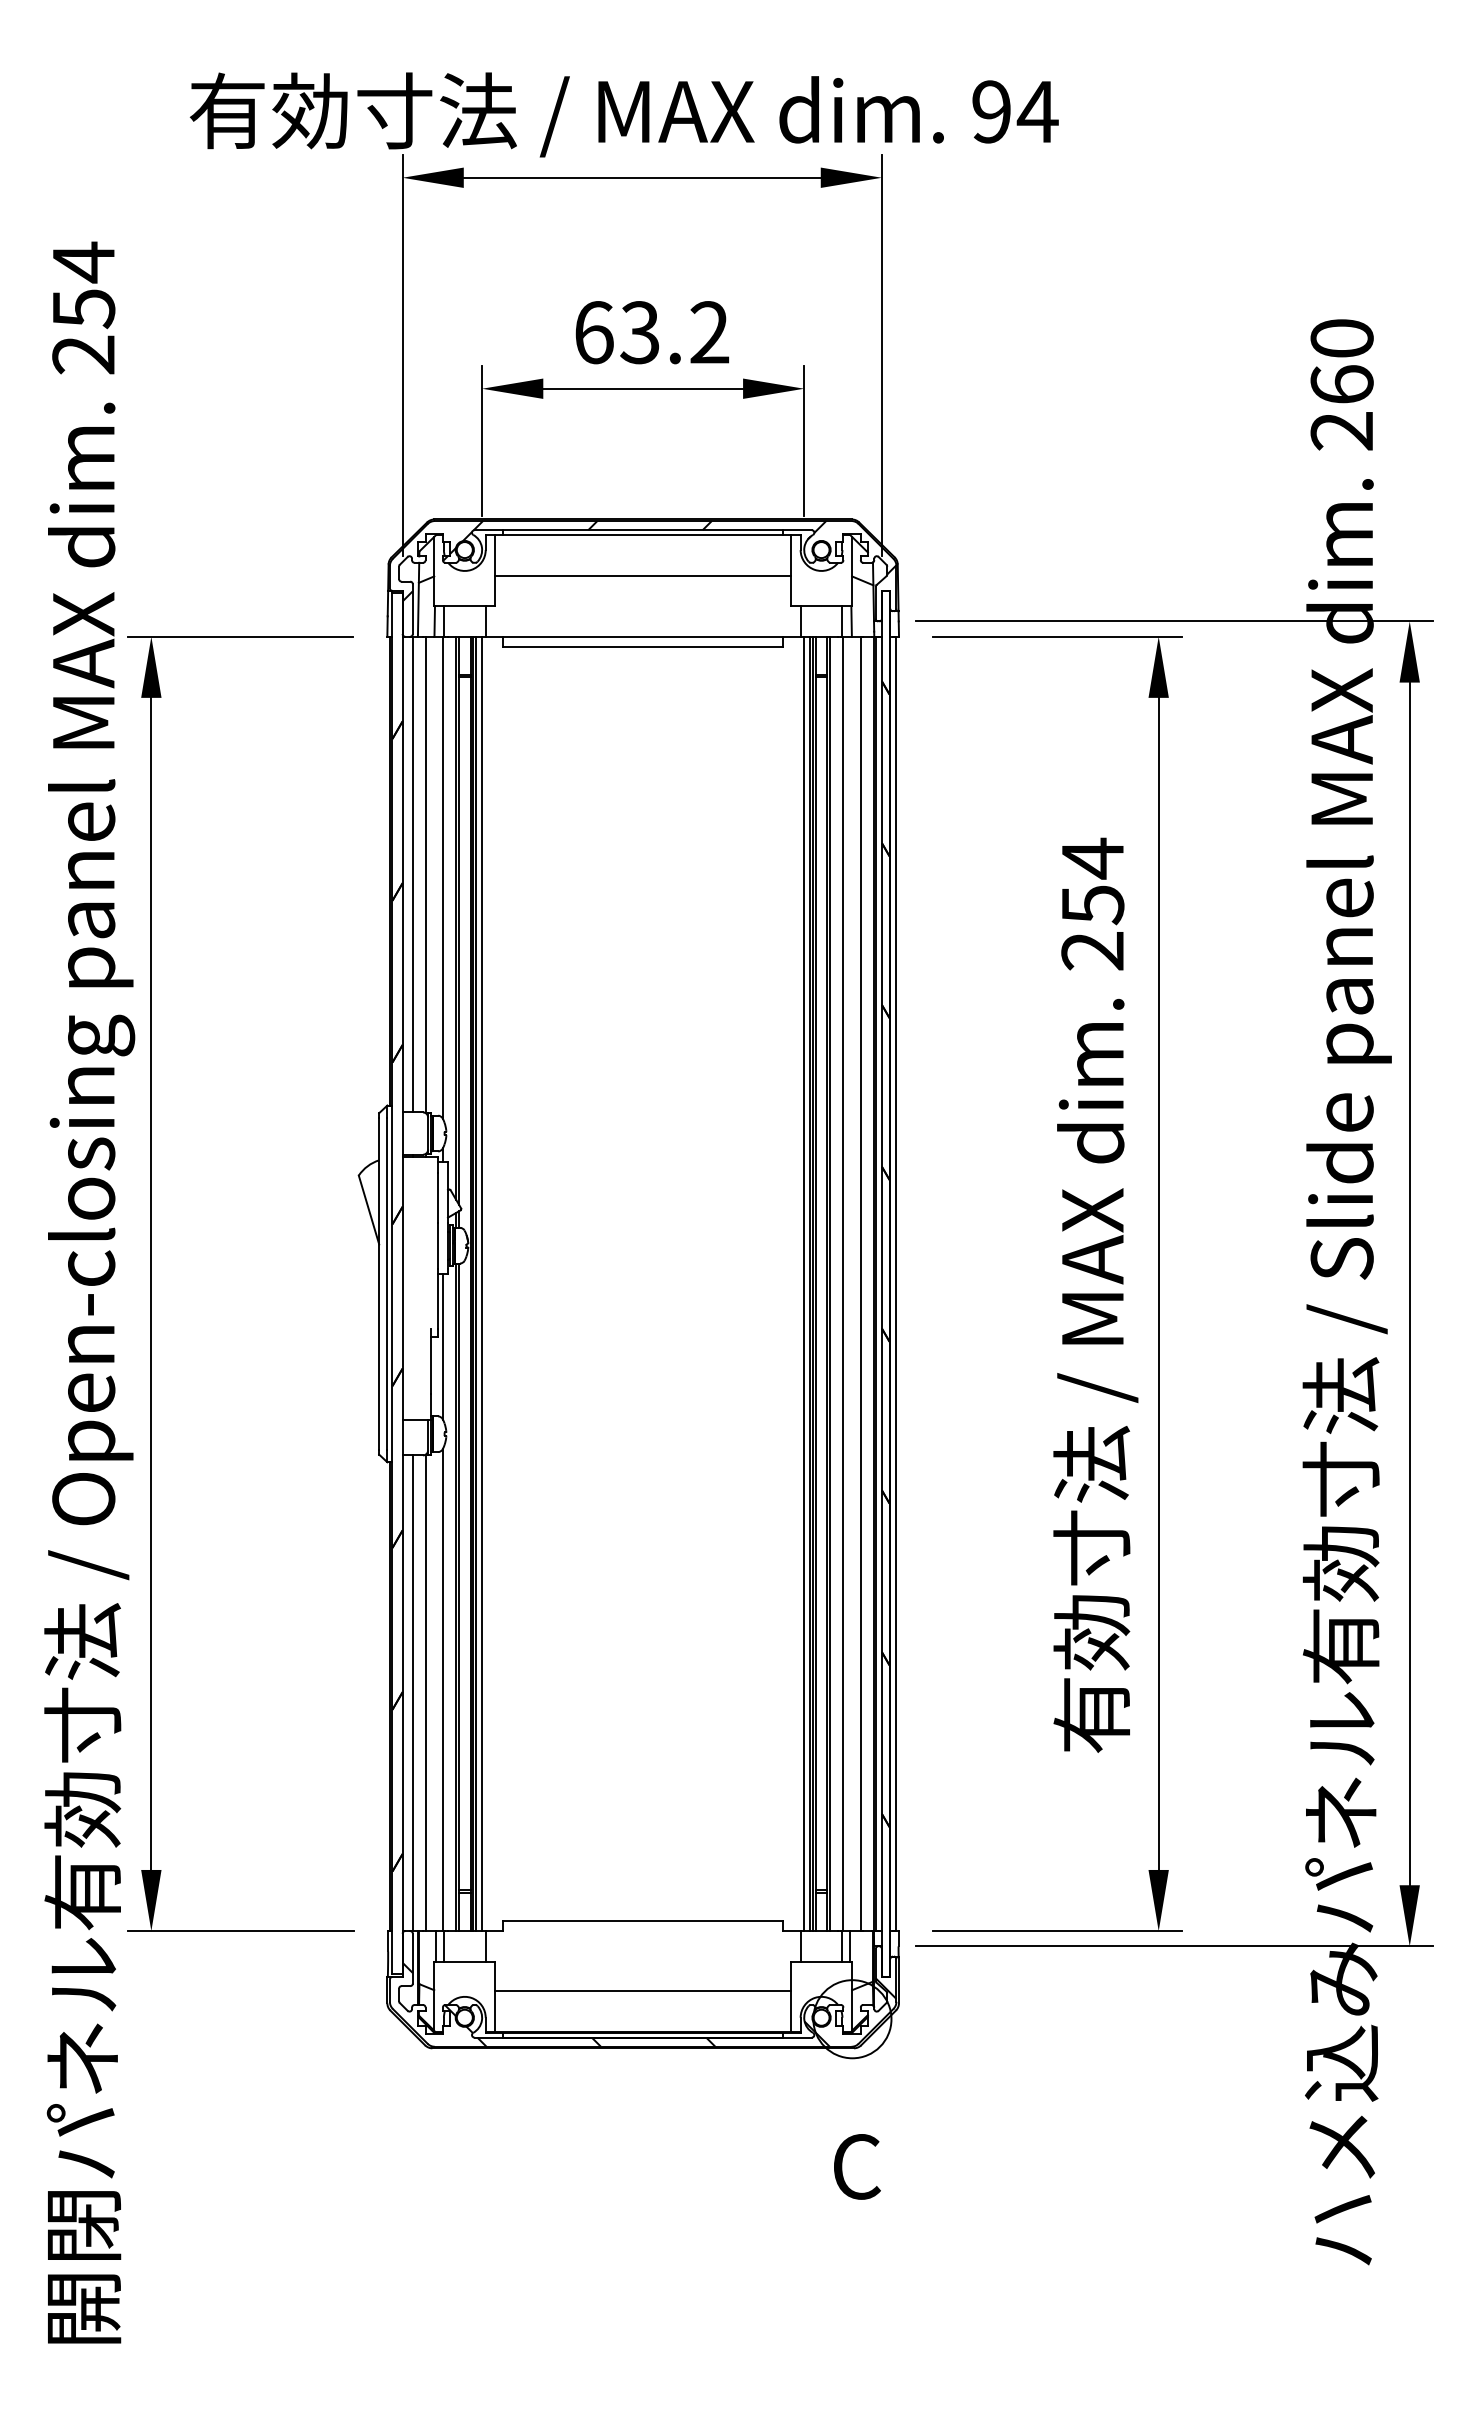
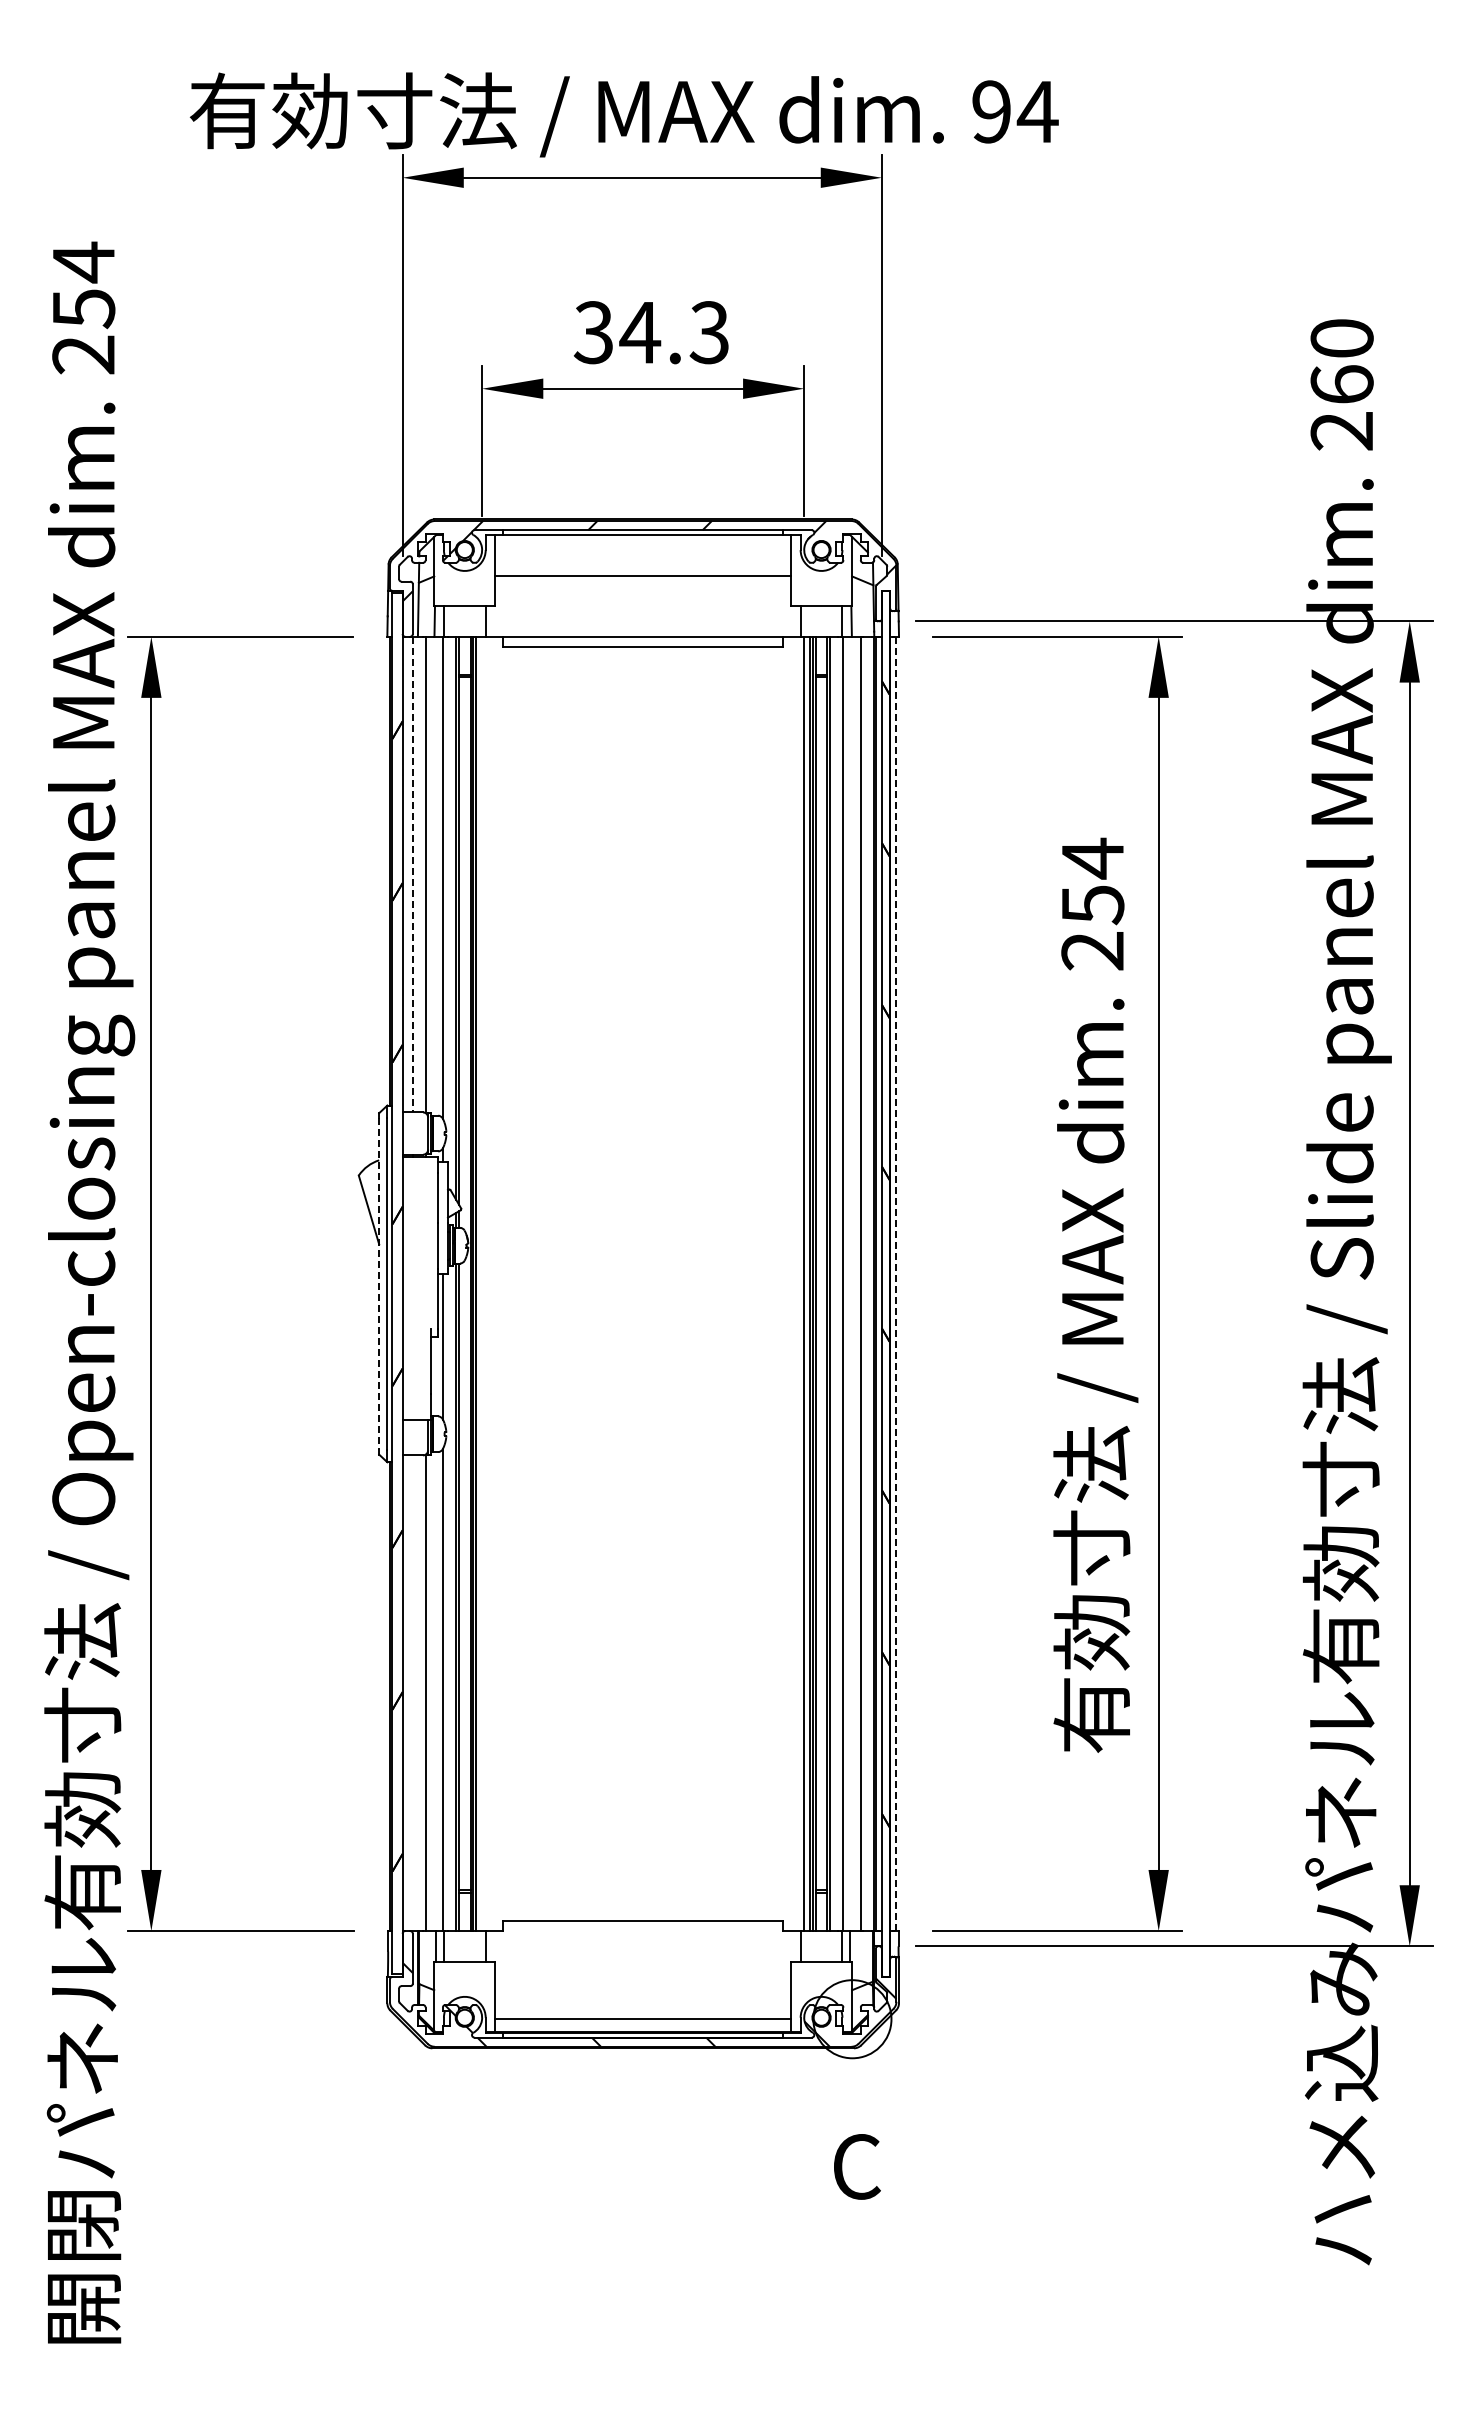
text: 63.2 -> 34.3 (651, 332)
line: solid -> dashed (412, 874)
line: solid -> dashed (379, 1283)
line: present -> none (482, 1283)
line: solid -> dashed (896, 1284)
line: present -> none (412, 1693)
line position: (642, 1991) -> (642, 2019) (642, 2019)
